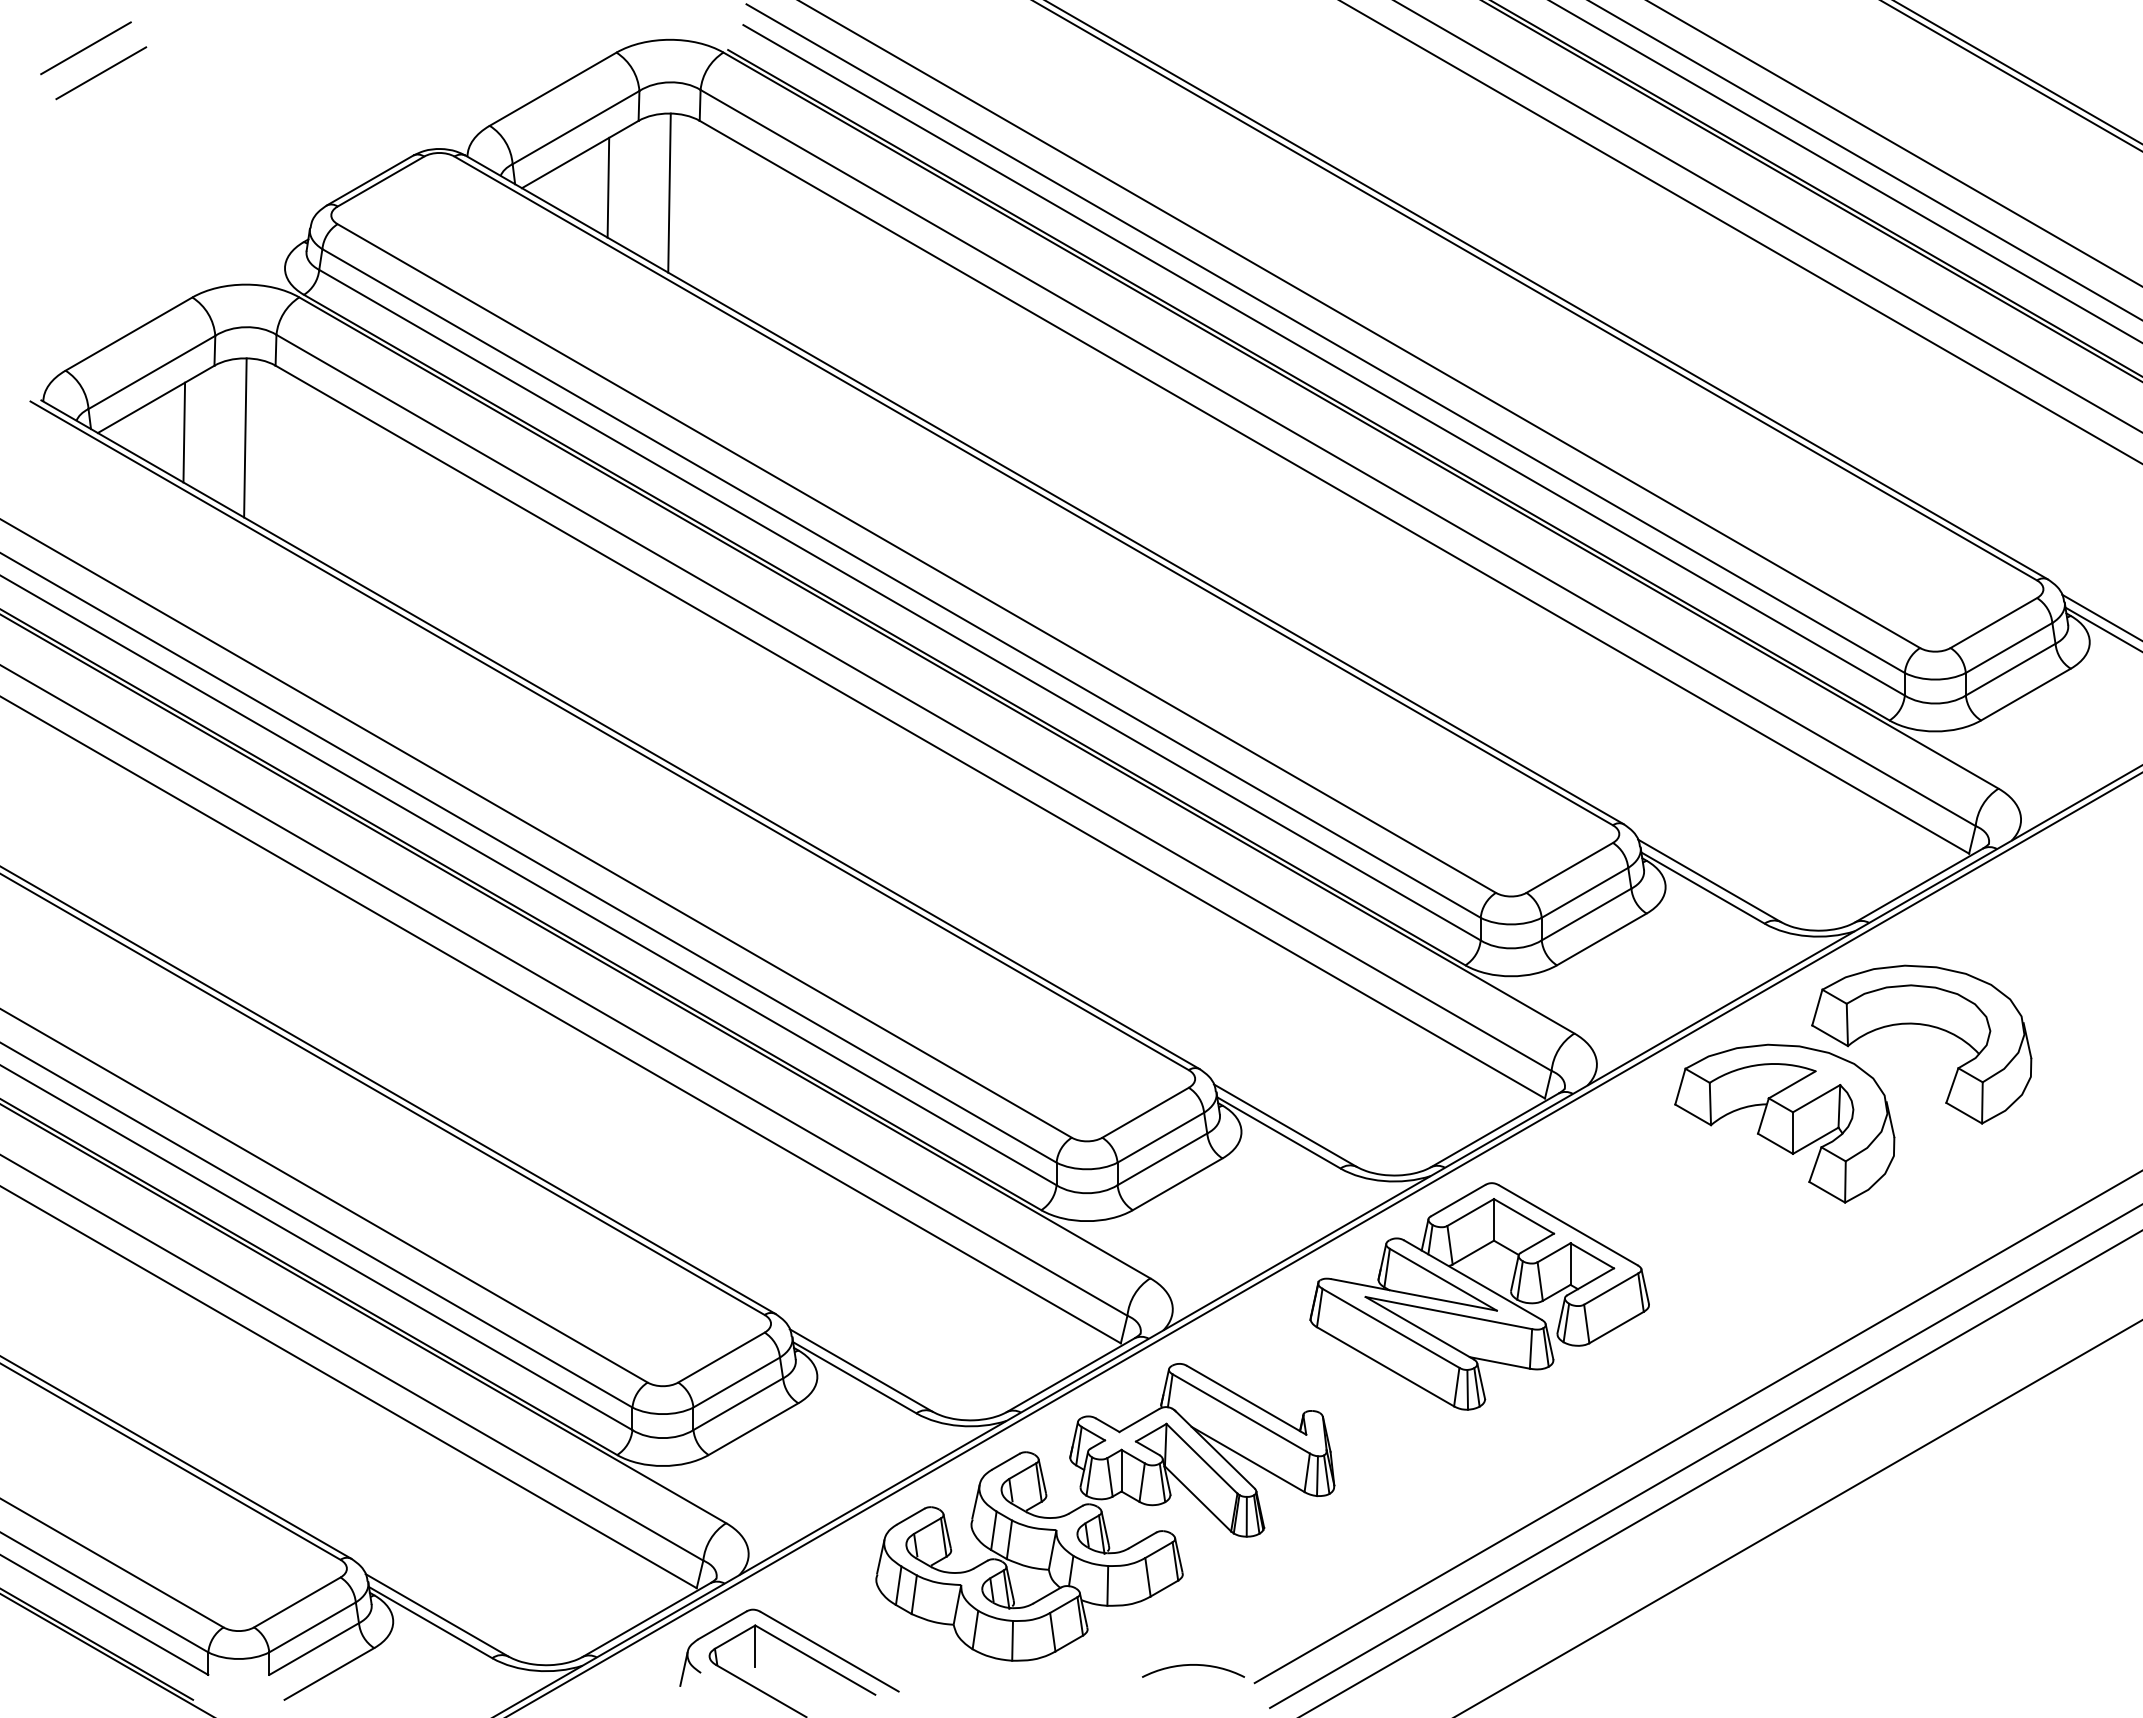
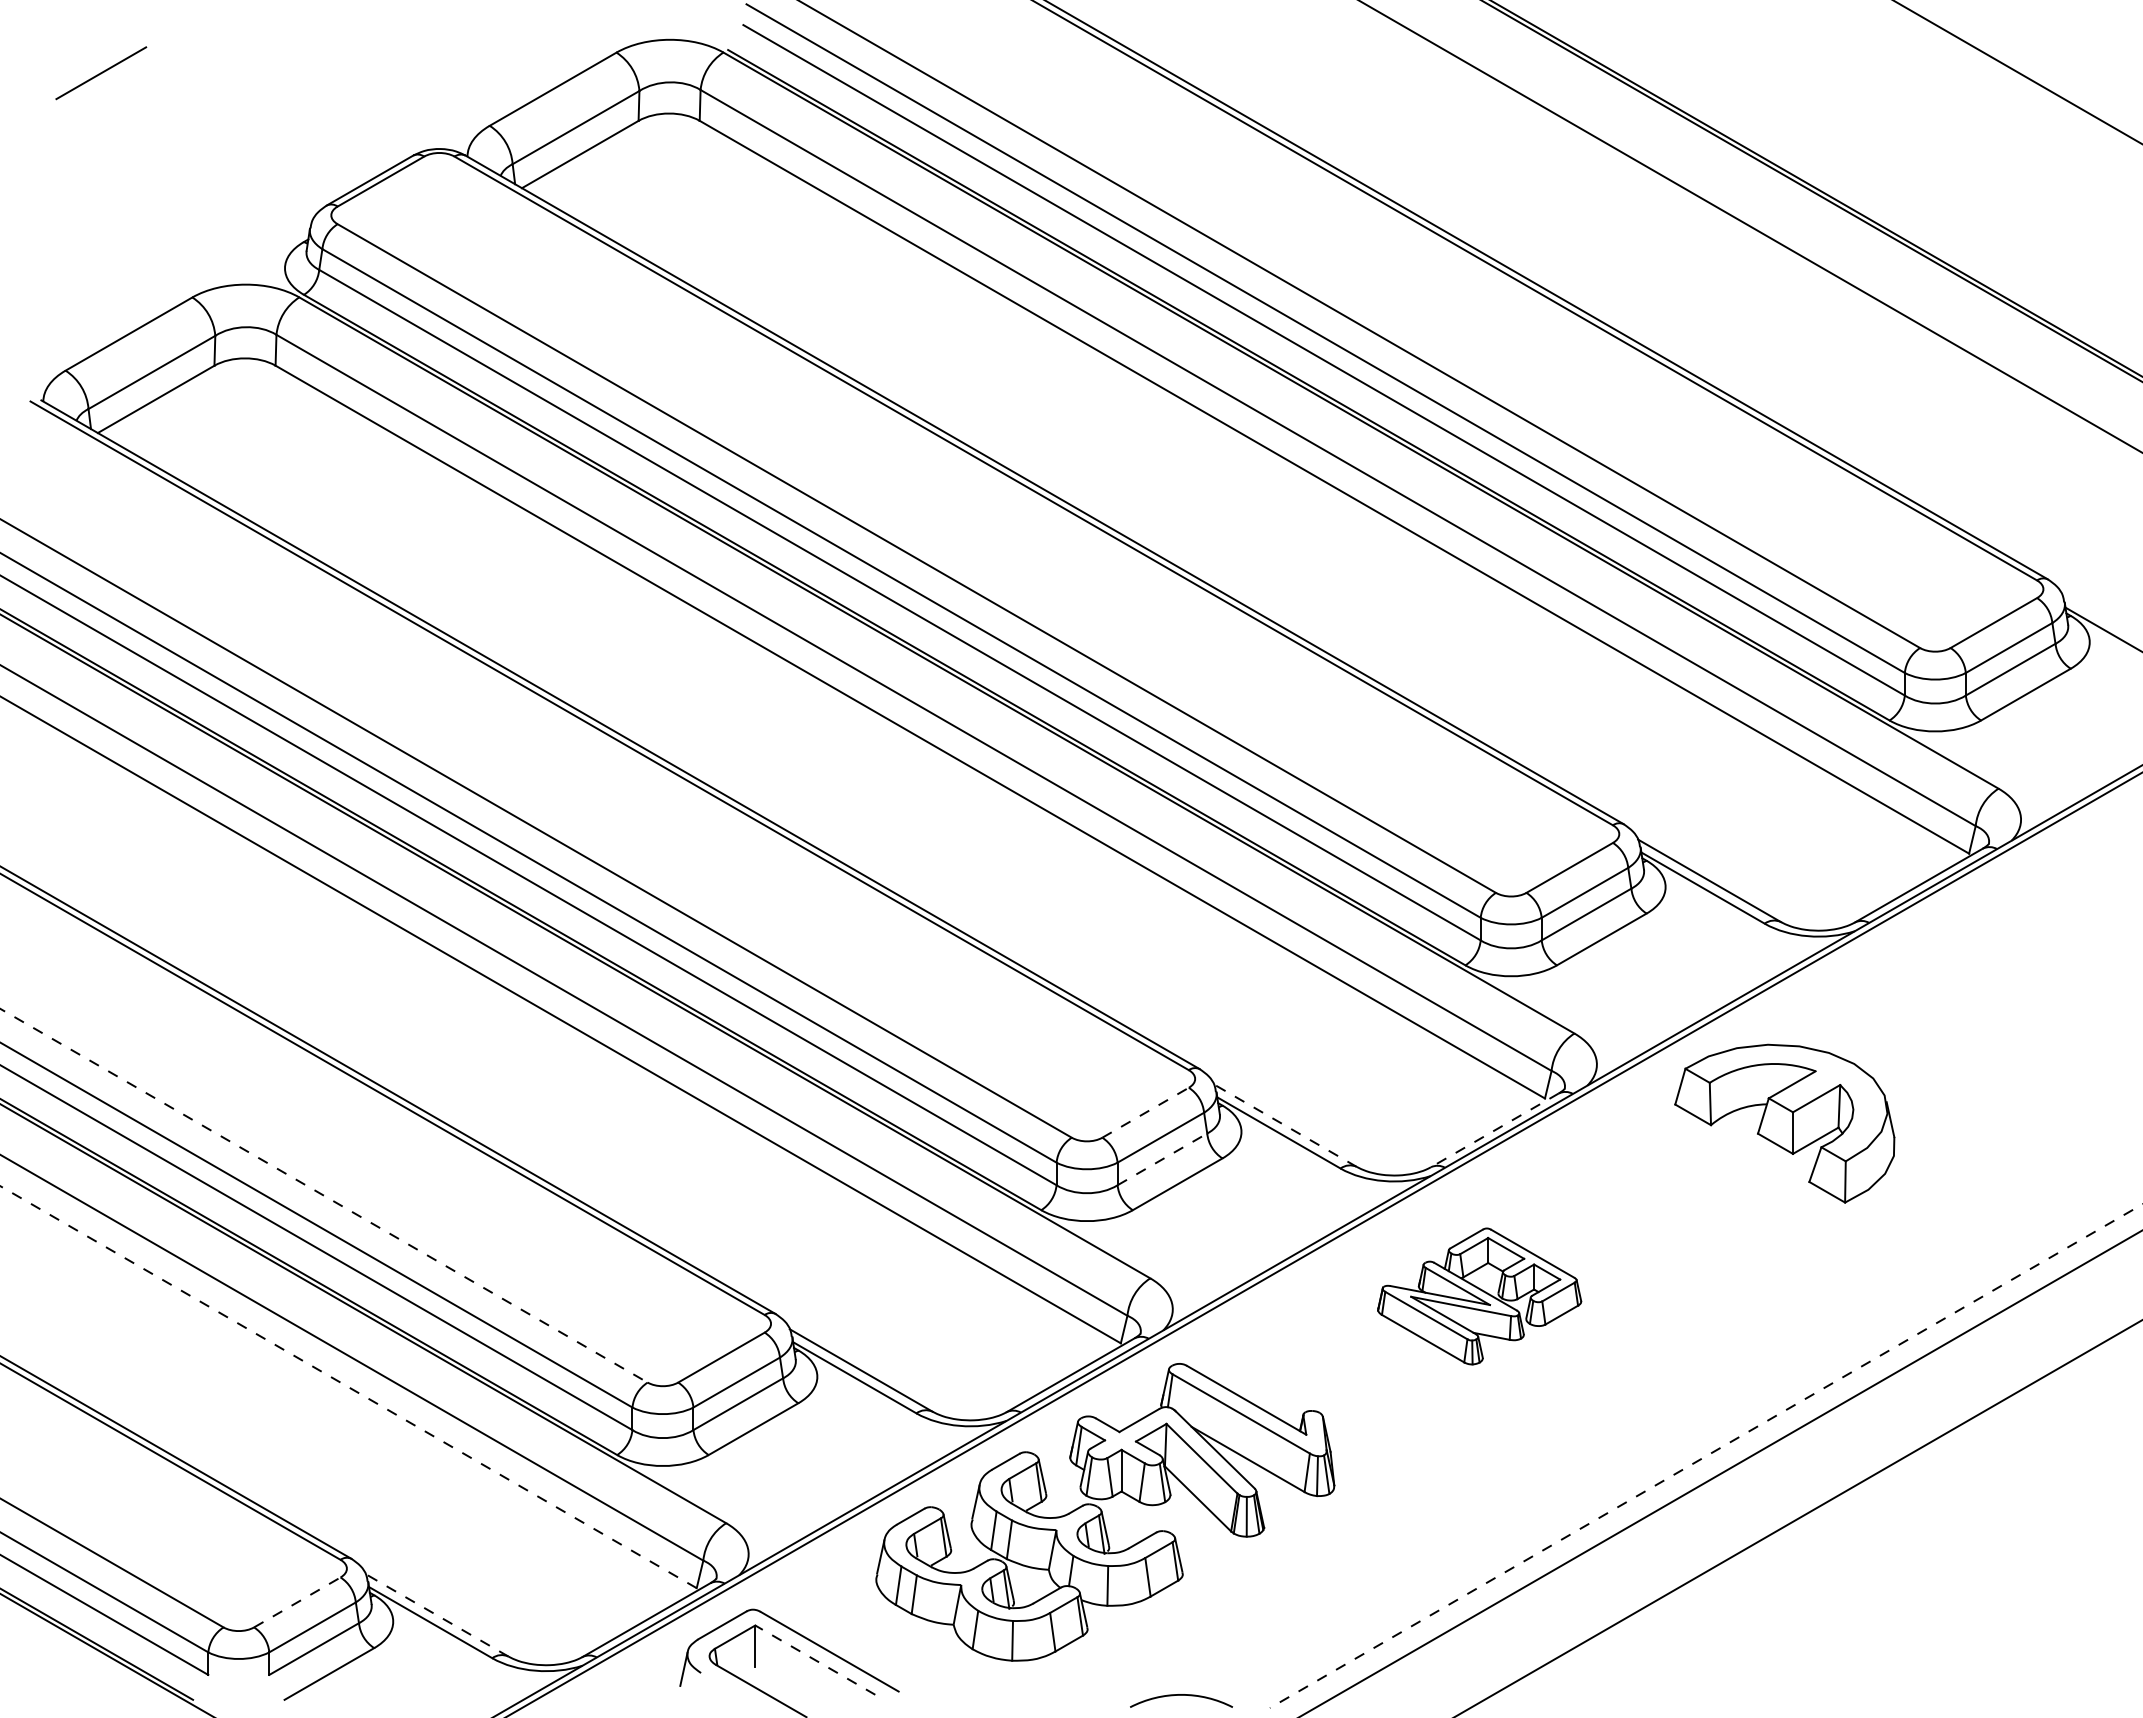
line: present -> none (85, 48)
line: present -> none (2011, 76)
line: present -> none (1894, 143)
line: present -> none (1864, 160)
line: present -> none (1845, 171)
line: present -> none (608, 187)
line: present -> none (669, 192)
line position: (1767, 216) -> (1750, 226) (1750, 226)
line: present -> none (1740, 232)
line: present -> none (184, 432)
line: present -> none (245, 437)
line: present -> none (2100, 616)
part: present -> none (1926, 1026)
line: solid -> dashed (1145, 1112)
line: solid -> dashed (1284, 1125)
line: solid -> dashed (1494, 1130)
line: solid -> dashed (1162, 1159)
line: solid -> dashed (323, 1195)
part size: 341x229 px -> 206x139 px (1479, 1296)
line: solid -> dashed (348, 1387)
line: present -> none (1696, 1427)
line: solid -> dashed (1706, 1456)
line: solid -> dashed (297, 1602)
line: solid -> dashed (436, 1615)
line: solid -> dashed (814, 1659)
arc position: (1193, 1665) -> (1181, 1695) (1181, 1695)
